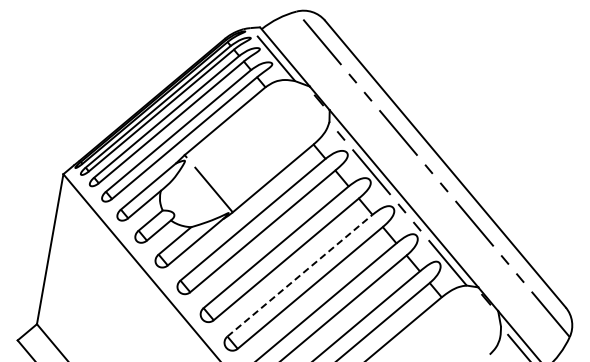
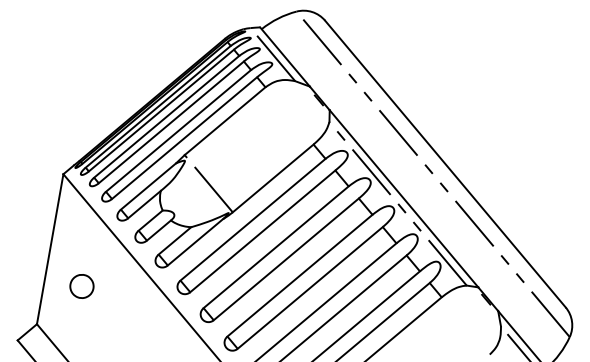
line: dashed -> solid (299, 275)
part: none -> present (81, 286)
